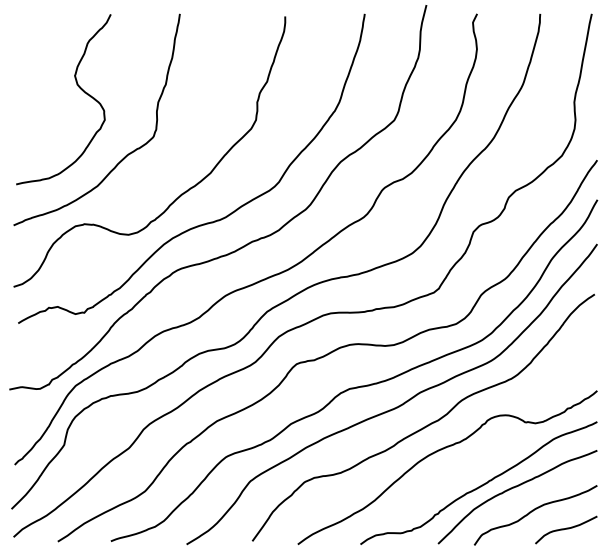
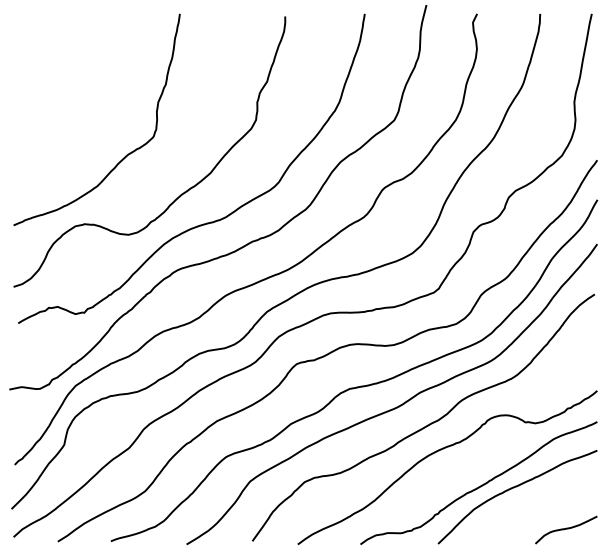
curve: present -> none (77, 86)
curve: present -> none (532, 512)
